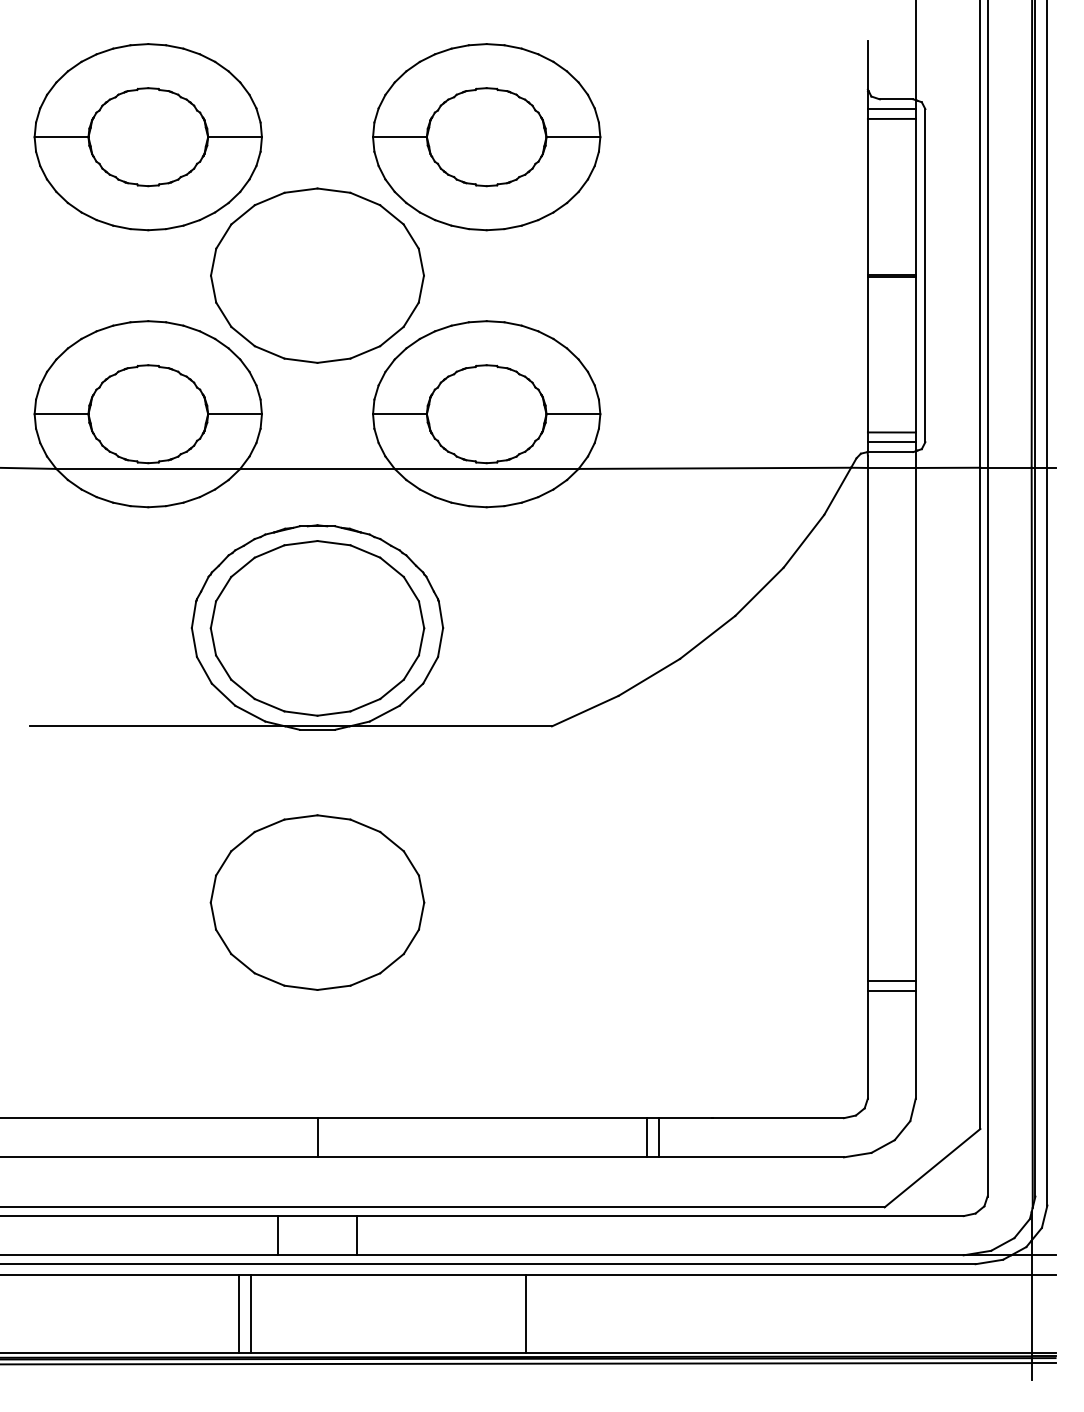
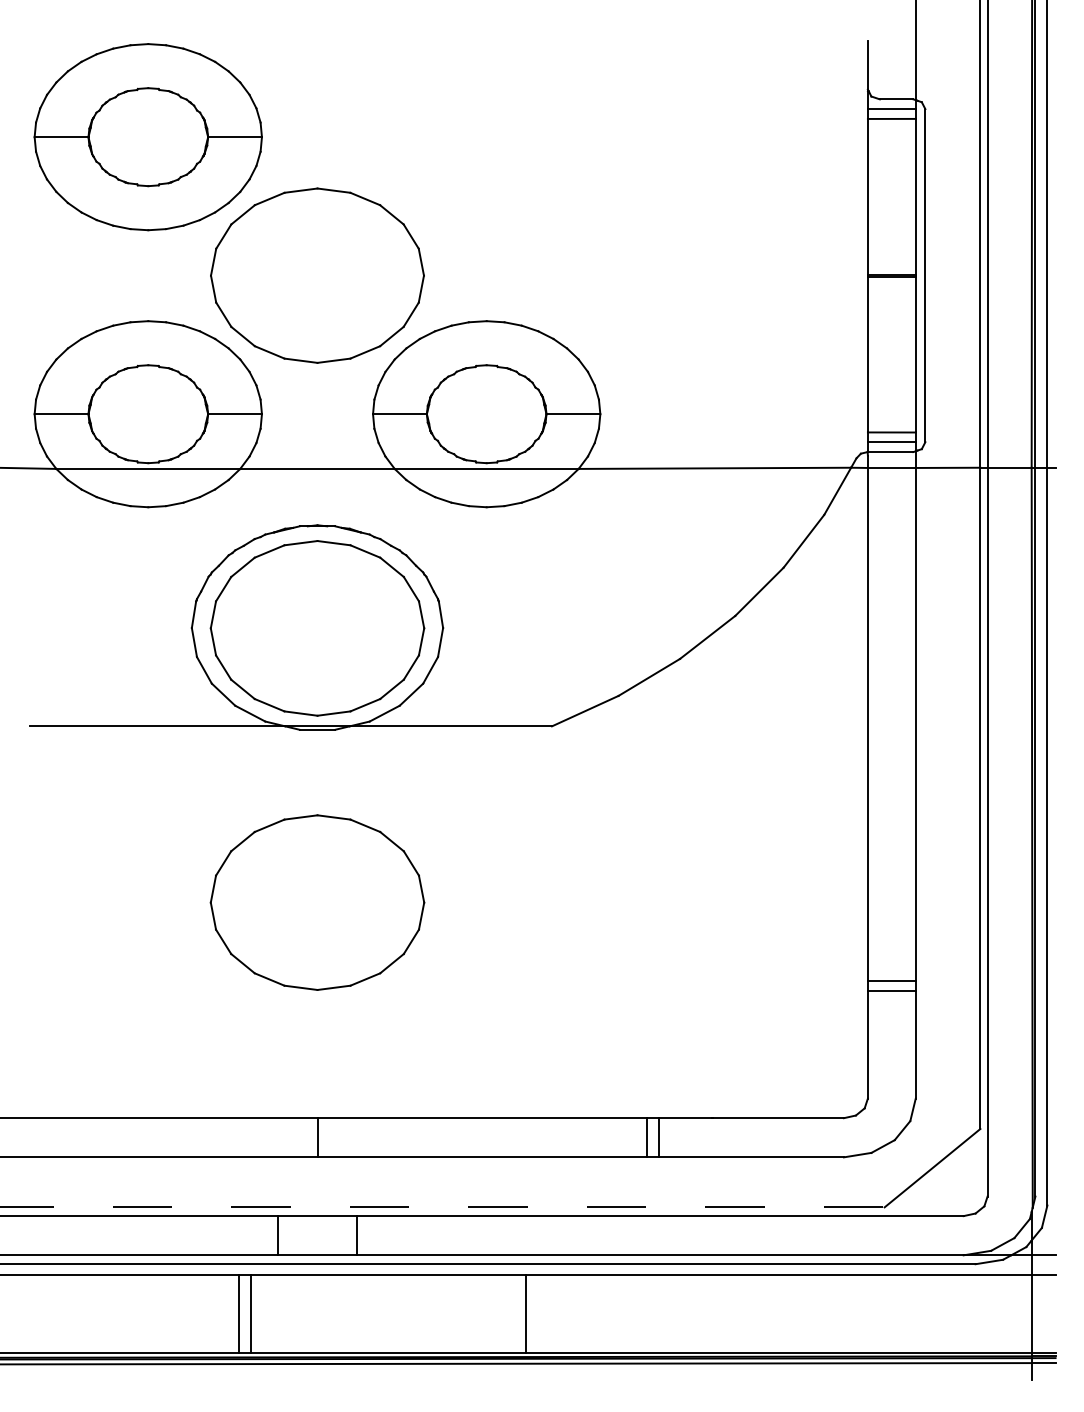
part: present -> none (486, 137)
line: solid -> dashed (443, 1207)
